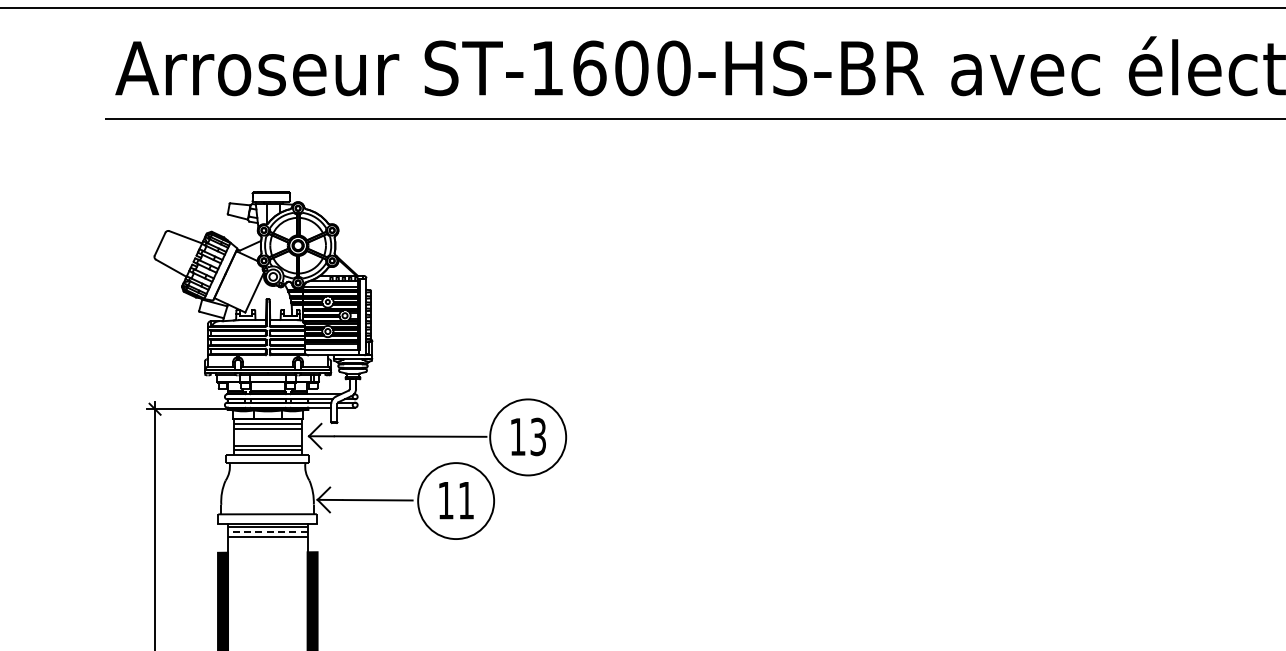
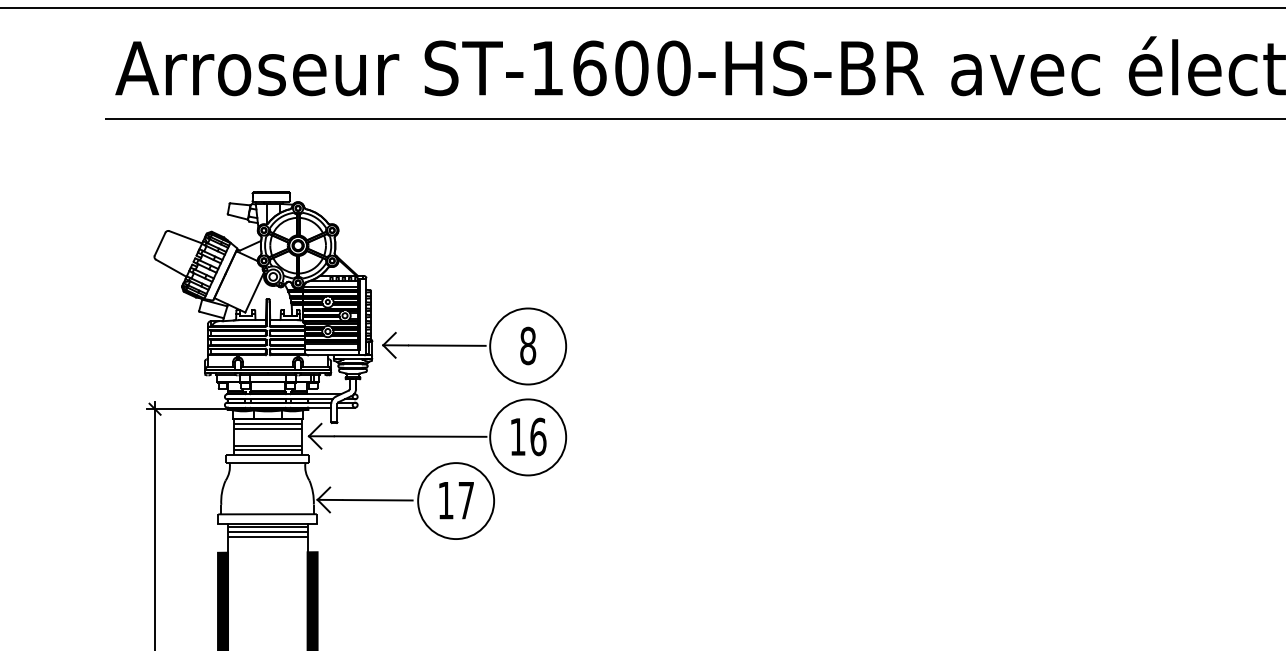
part: none -> present (474, 346)
text: 13 -> 16 (538, 436)
text: 11 -> 17 (465, 500)
line: dashed -> solid (267, 531)
